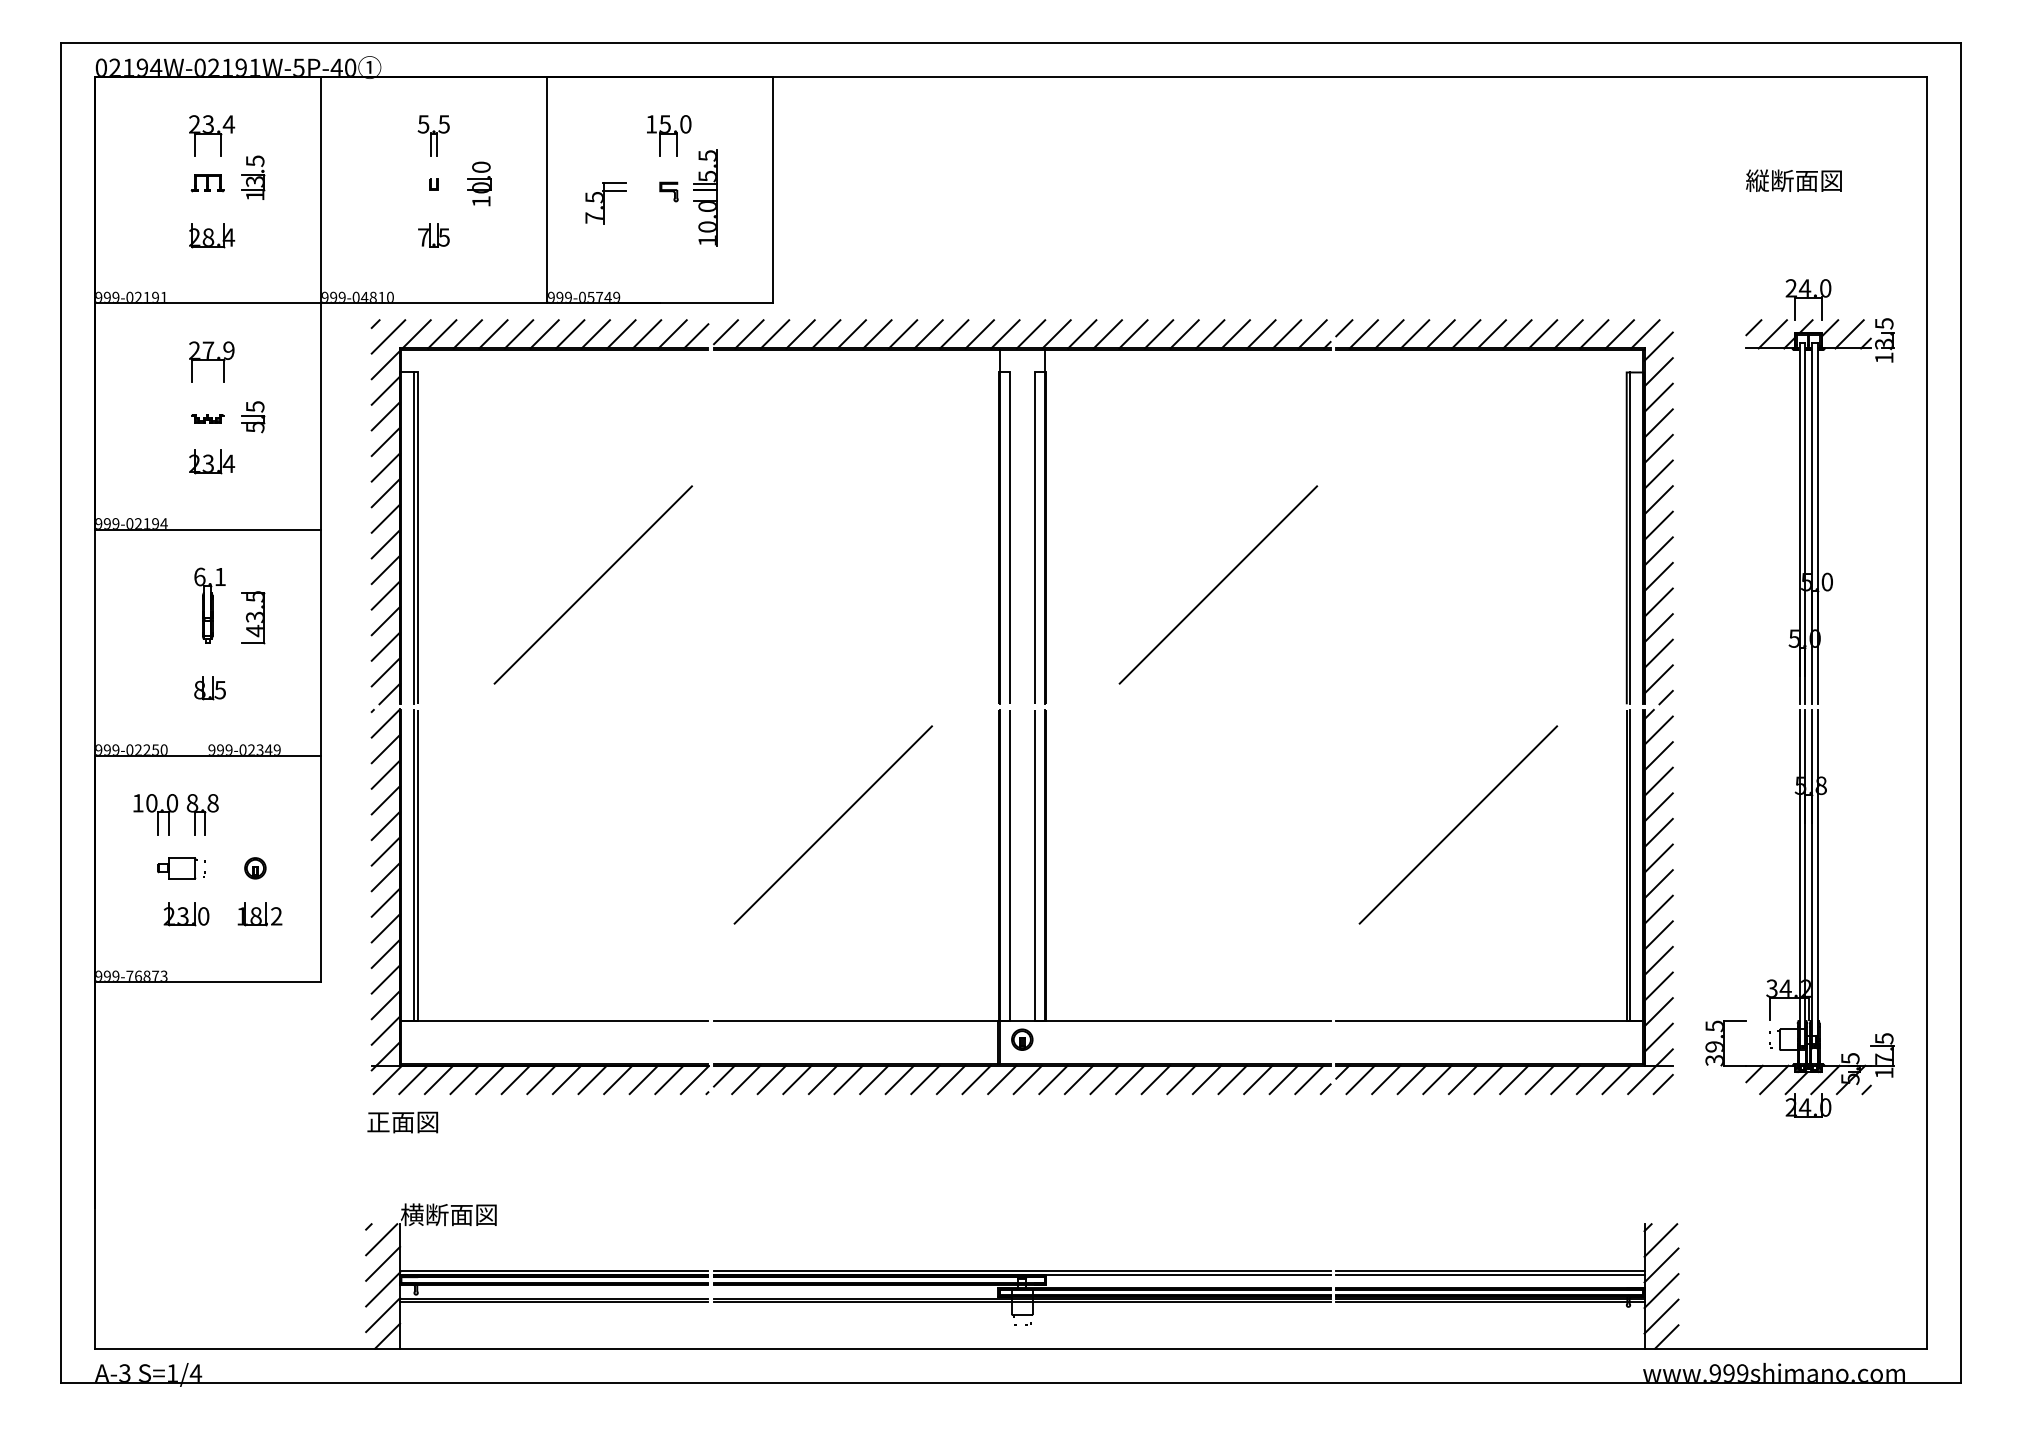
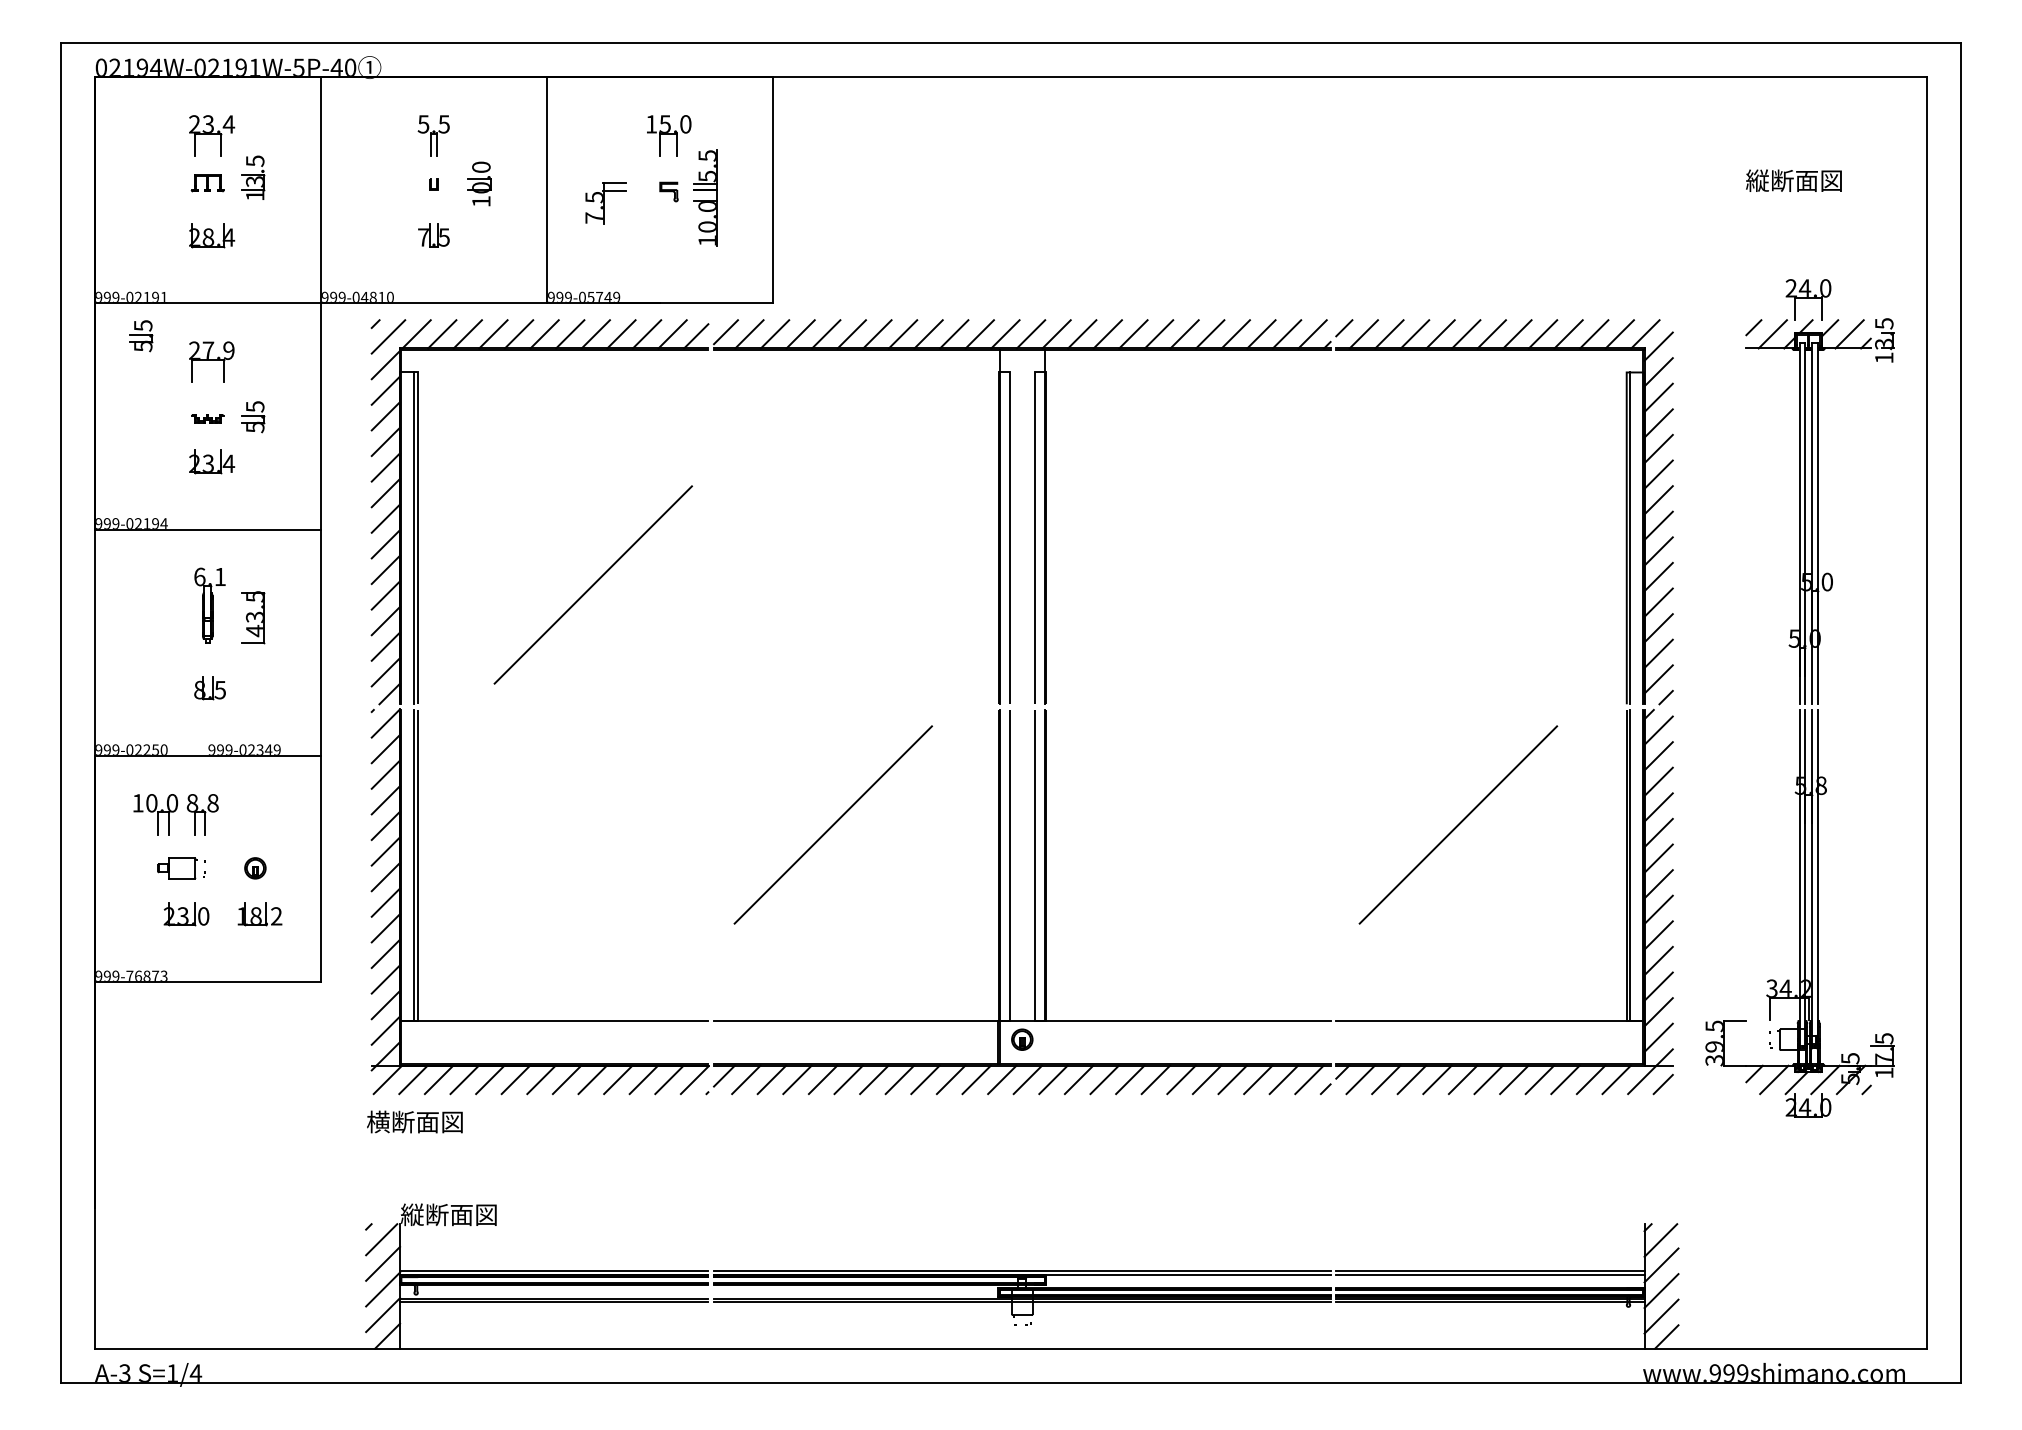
part: none -> present (141, 336)
line: present -> none (1218, 584)
text: 正面図 -> 横断面図 (414, 1121)
text: 横断面図 -> 縦断面図 (412, 1214)
